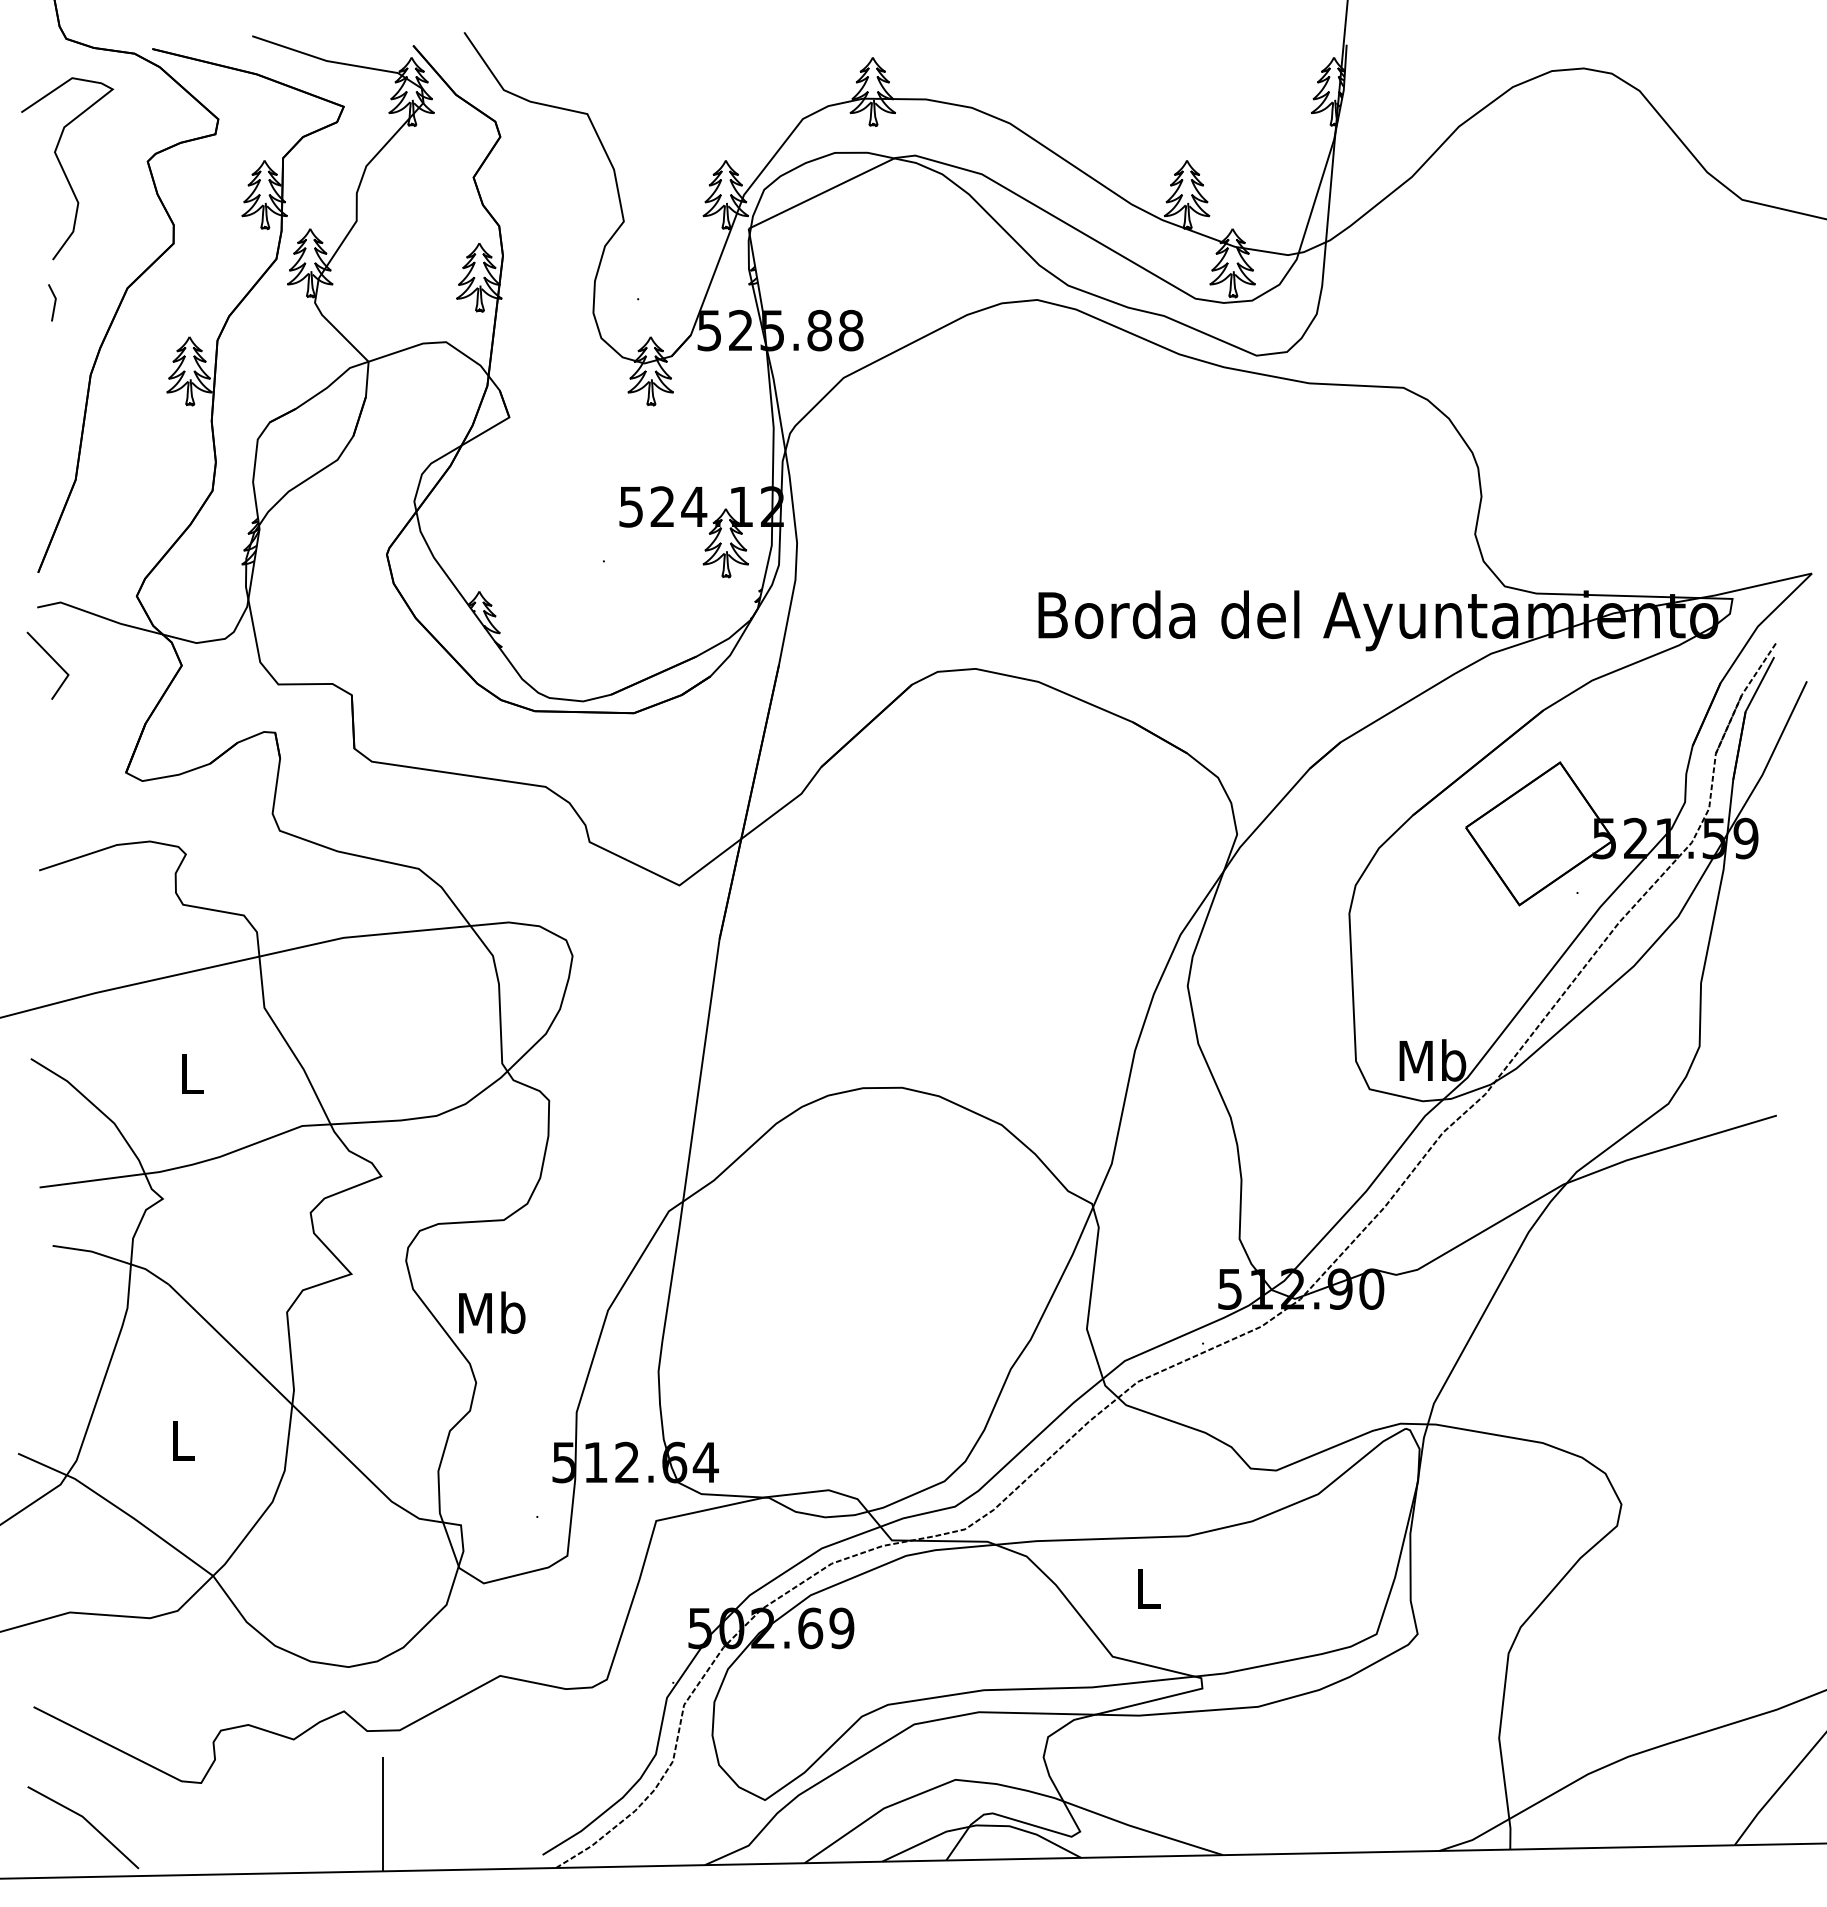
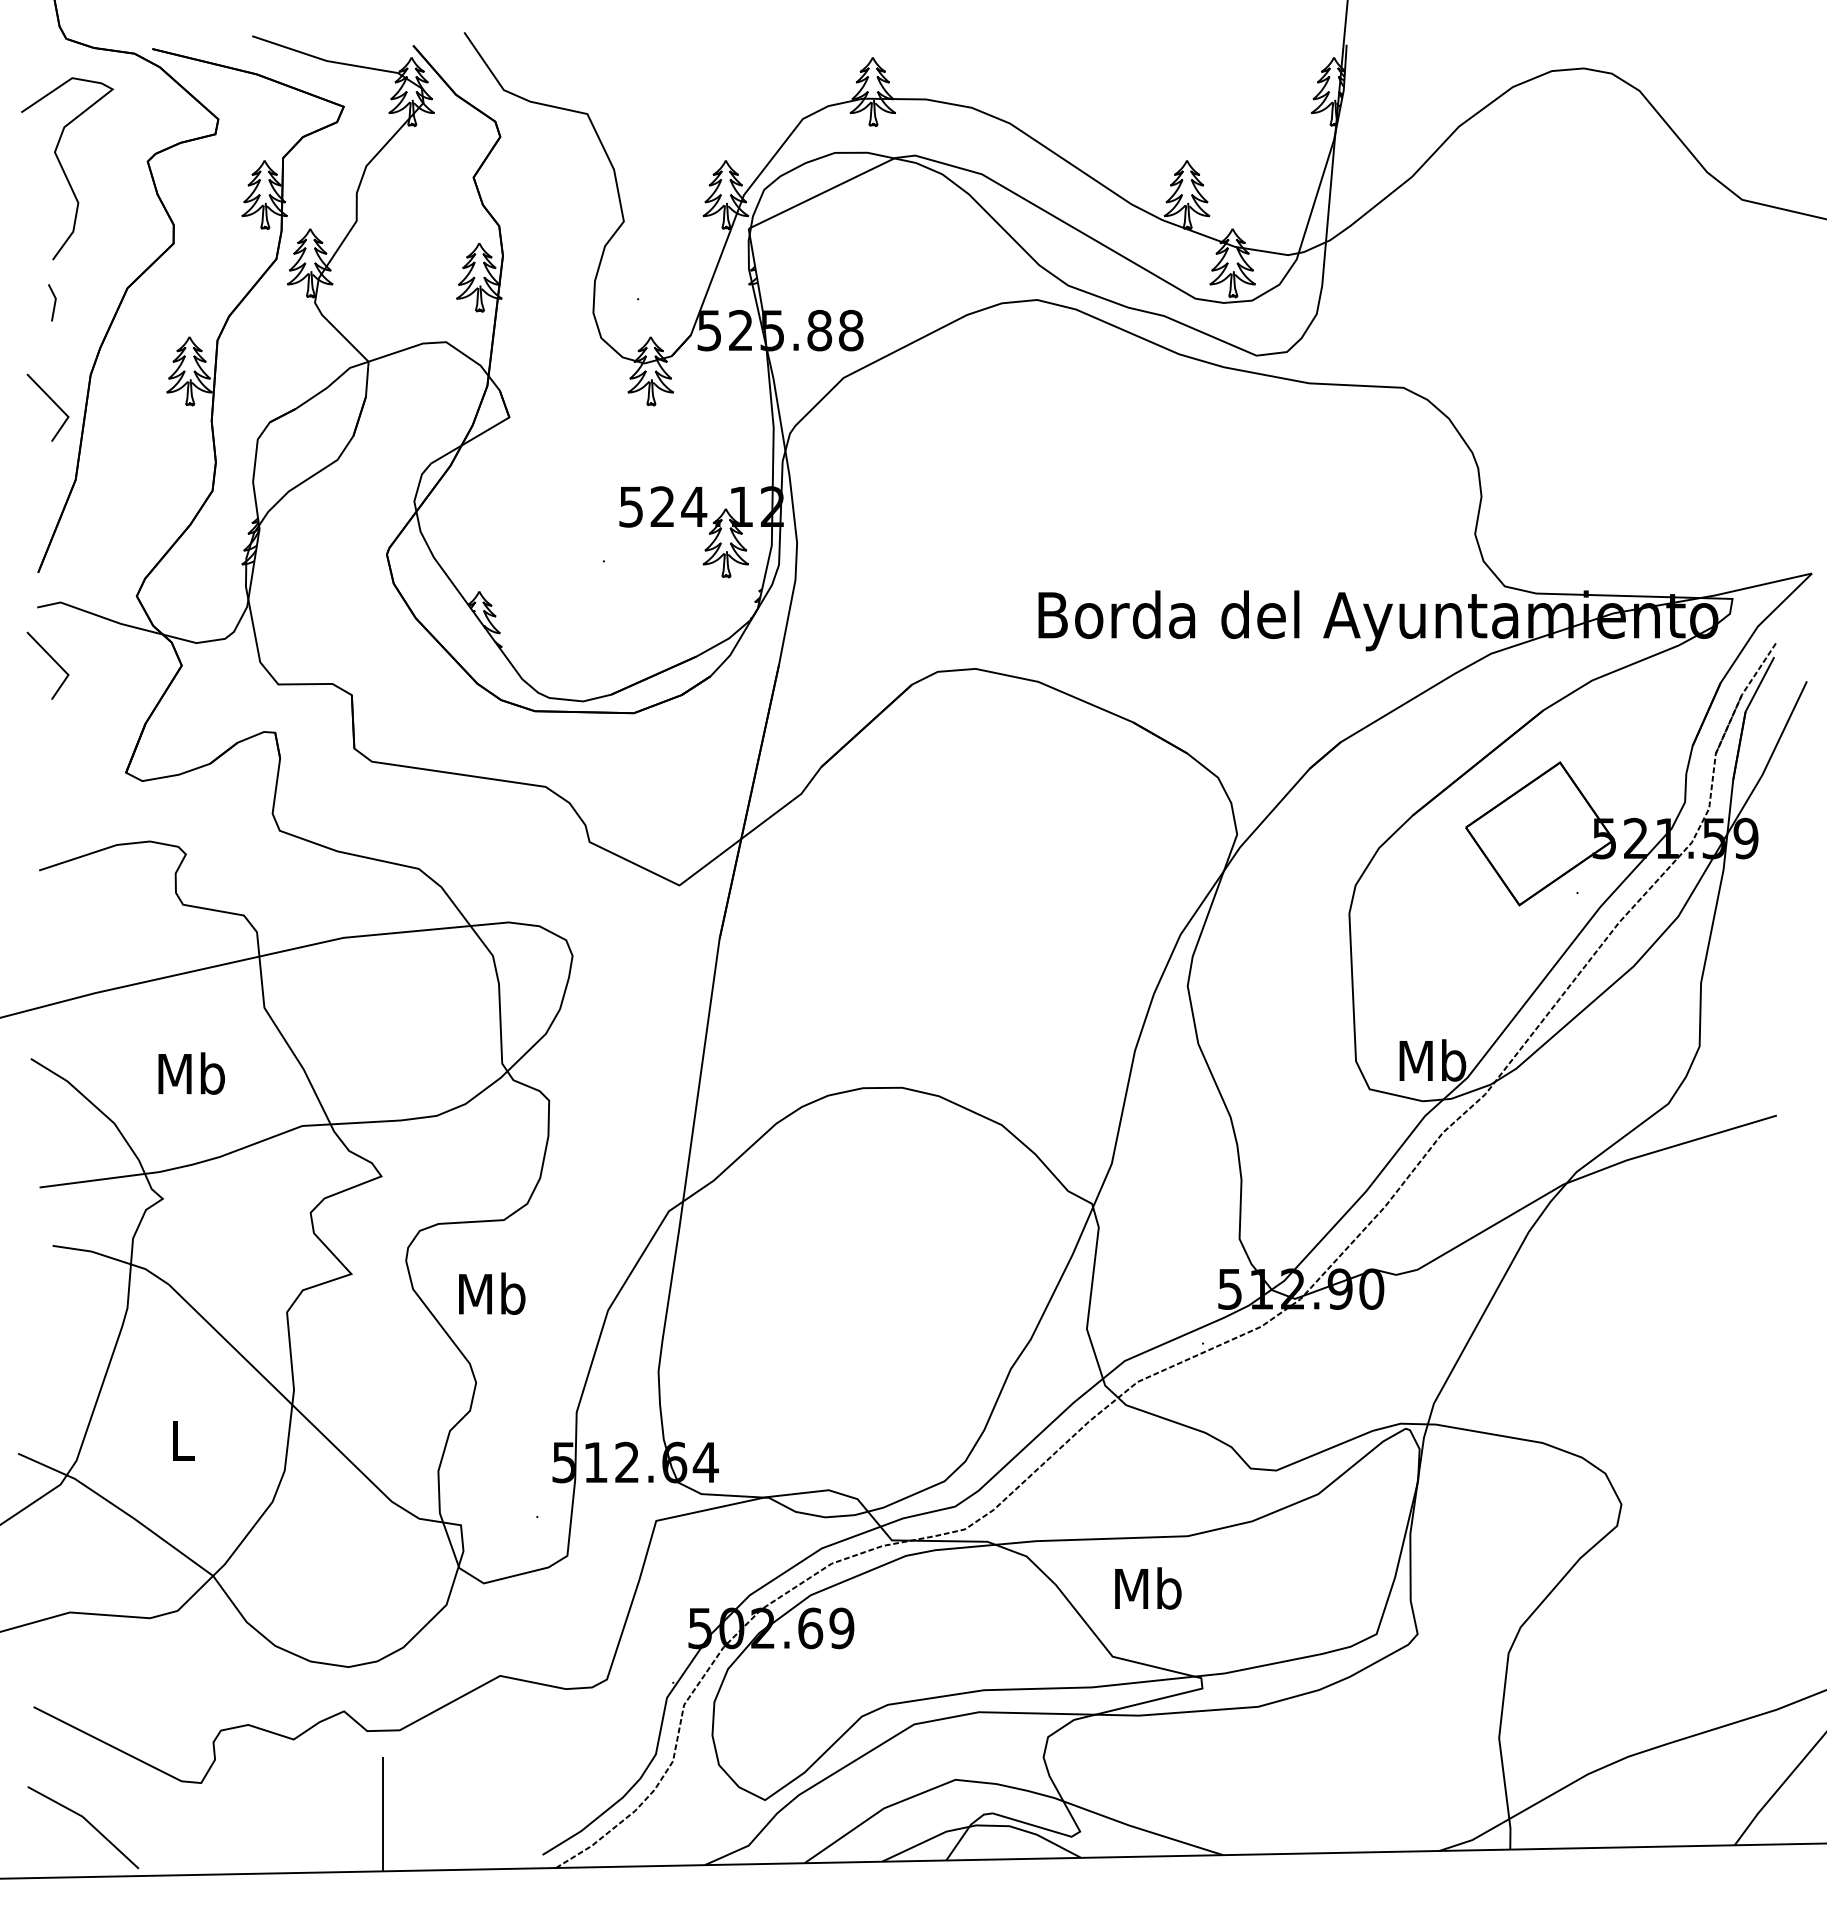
line: none -> present (52, 401)
text: L -> Mb (191, 1073)
text position: (492, 1312) -> (492, 1293) (492, 1293)
text: L -> Mb (1148, 1588)
